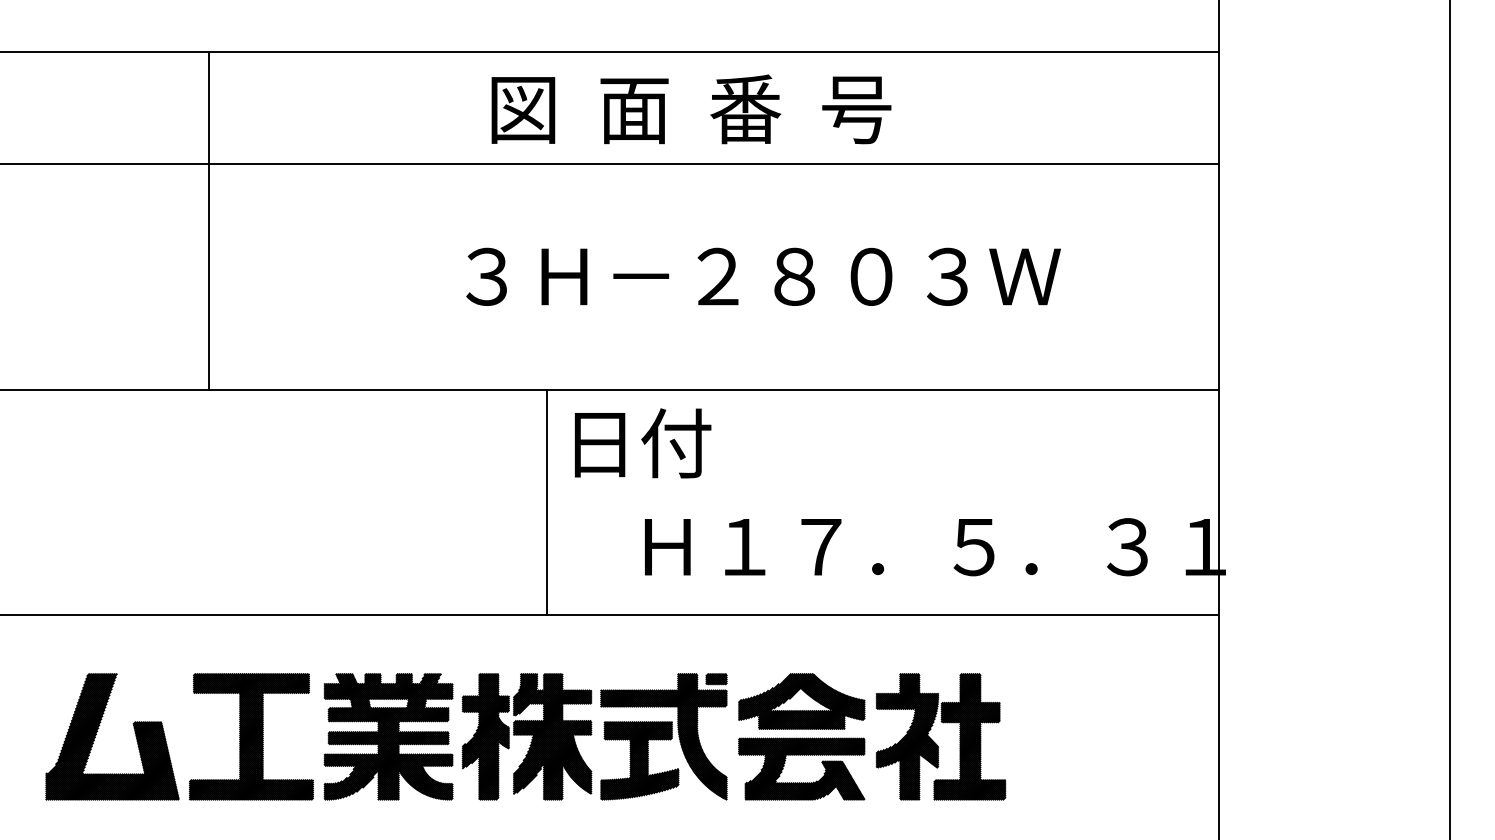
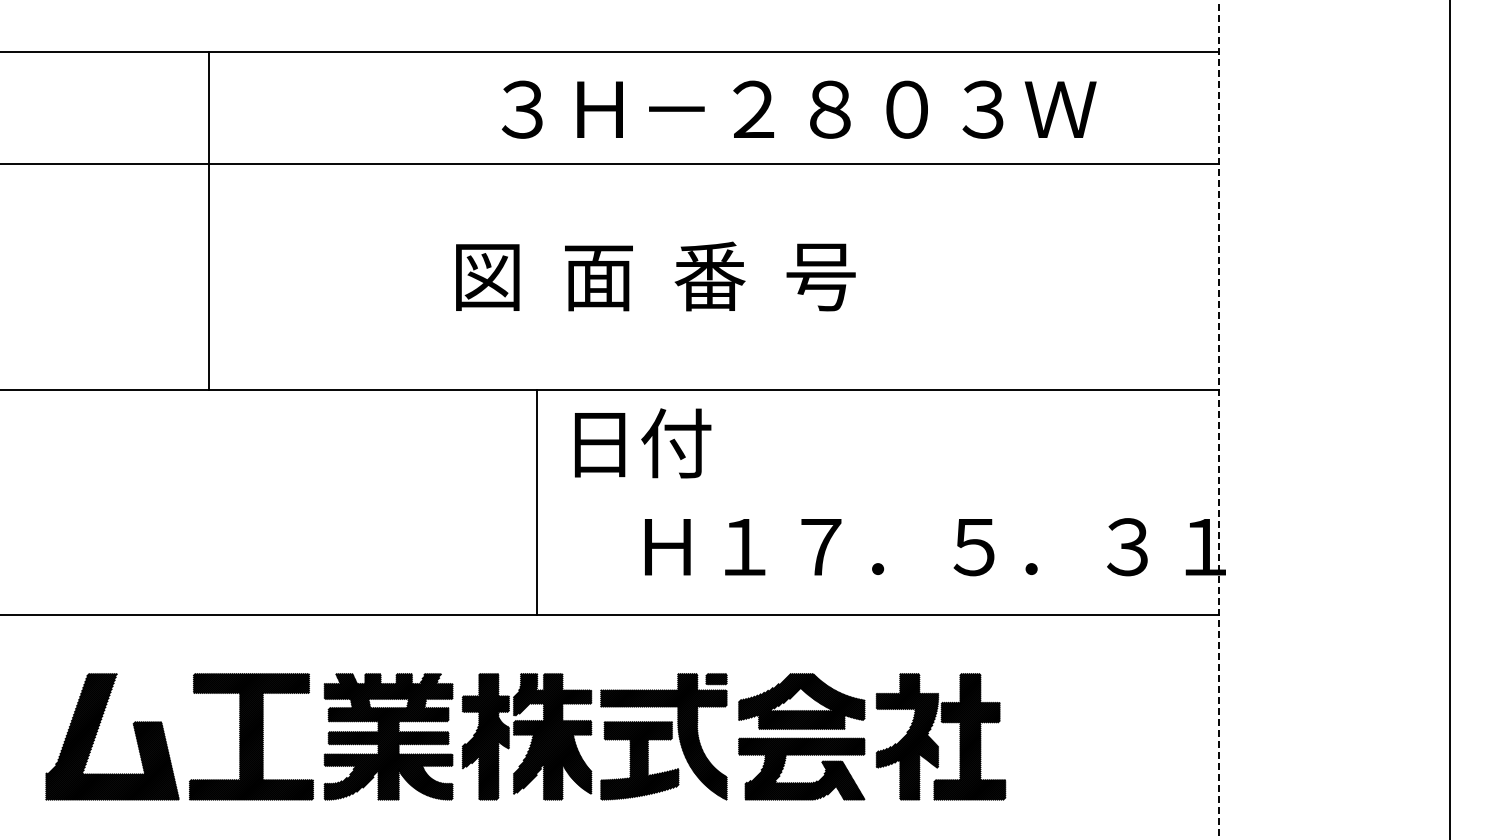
text: 図  面  番  号 -> ３Ｈ－２８０３Ｗ (793, 109)
text: ３Ｈ－２８０３Ｗ -> 図  面  番  号 (758, 276)
line: solid -> dashed (1219, 419)
line position: (546, 501) -> (536, 501) (536, 501)
